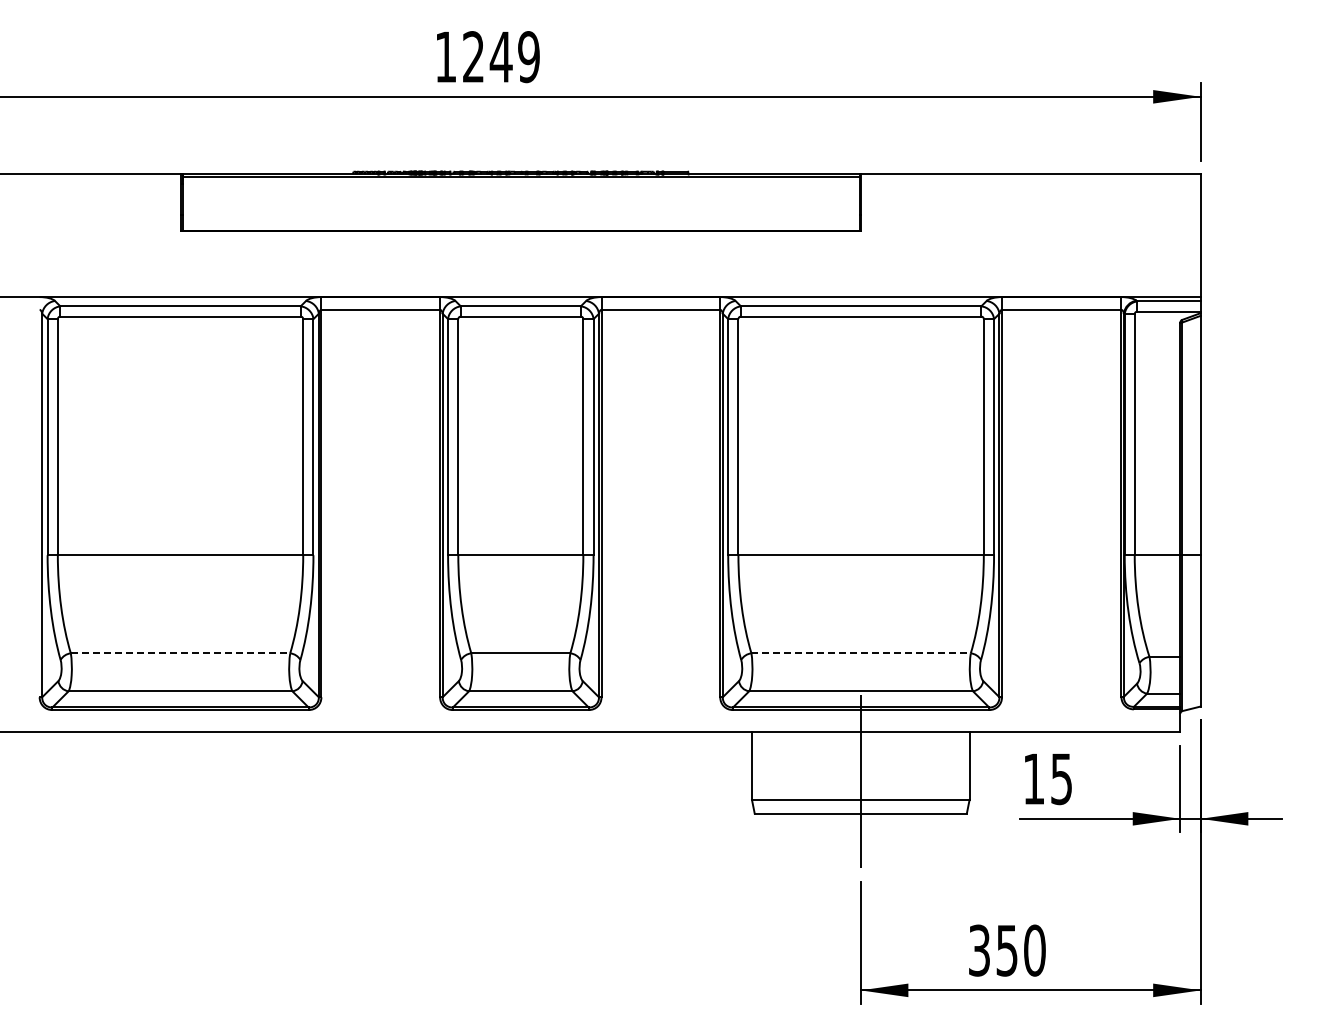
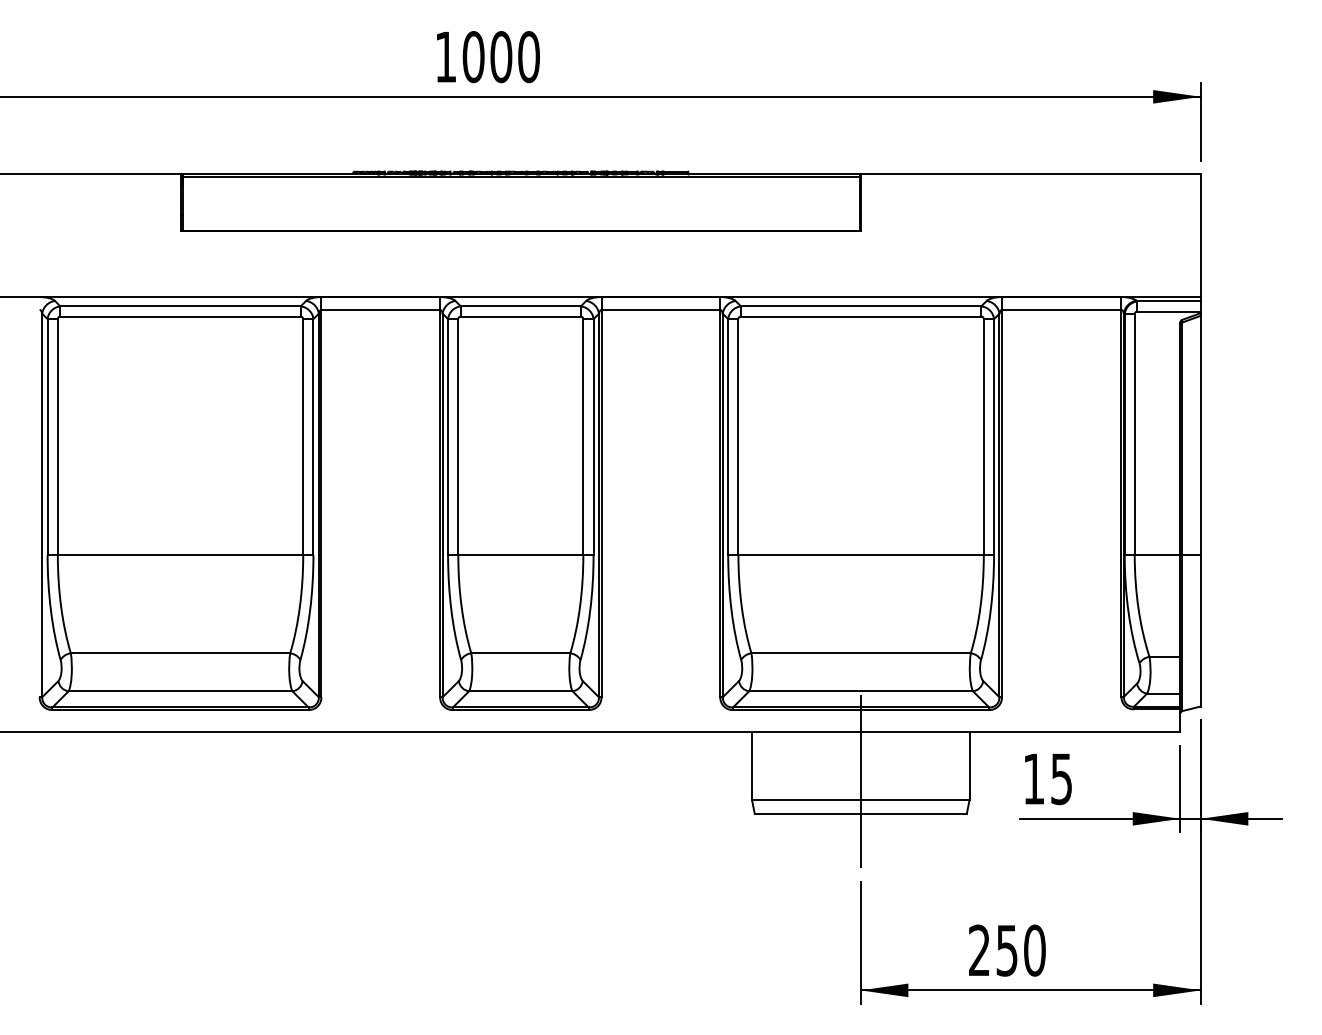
text: 1249 -> 1000 (500, 57)
line: dashed -> solid (180, 653)
line: dashed -> solid (861, 653)
text: 350 -> 250 (979, 950)
